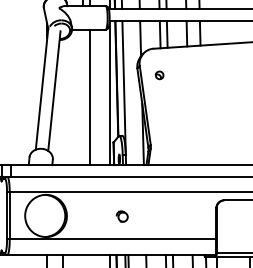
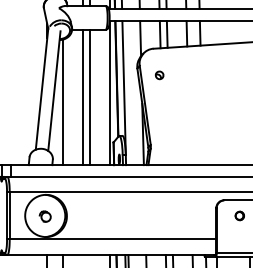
line: none -> present (82, 97)
line: none -> present (62, 102)
part: none -> present (239, 215)
part position: (121, 216) -> (44, 216) (44, 216)
